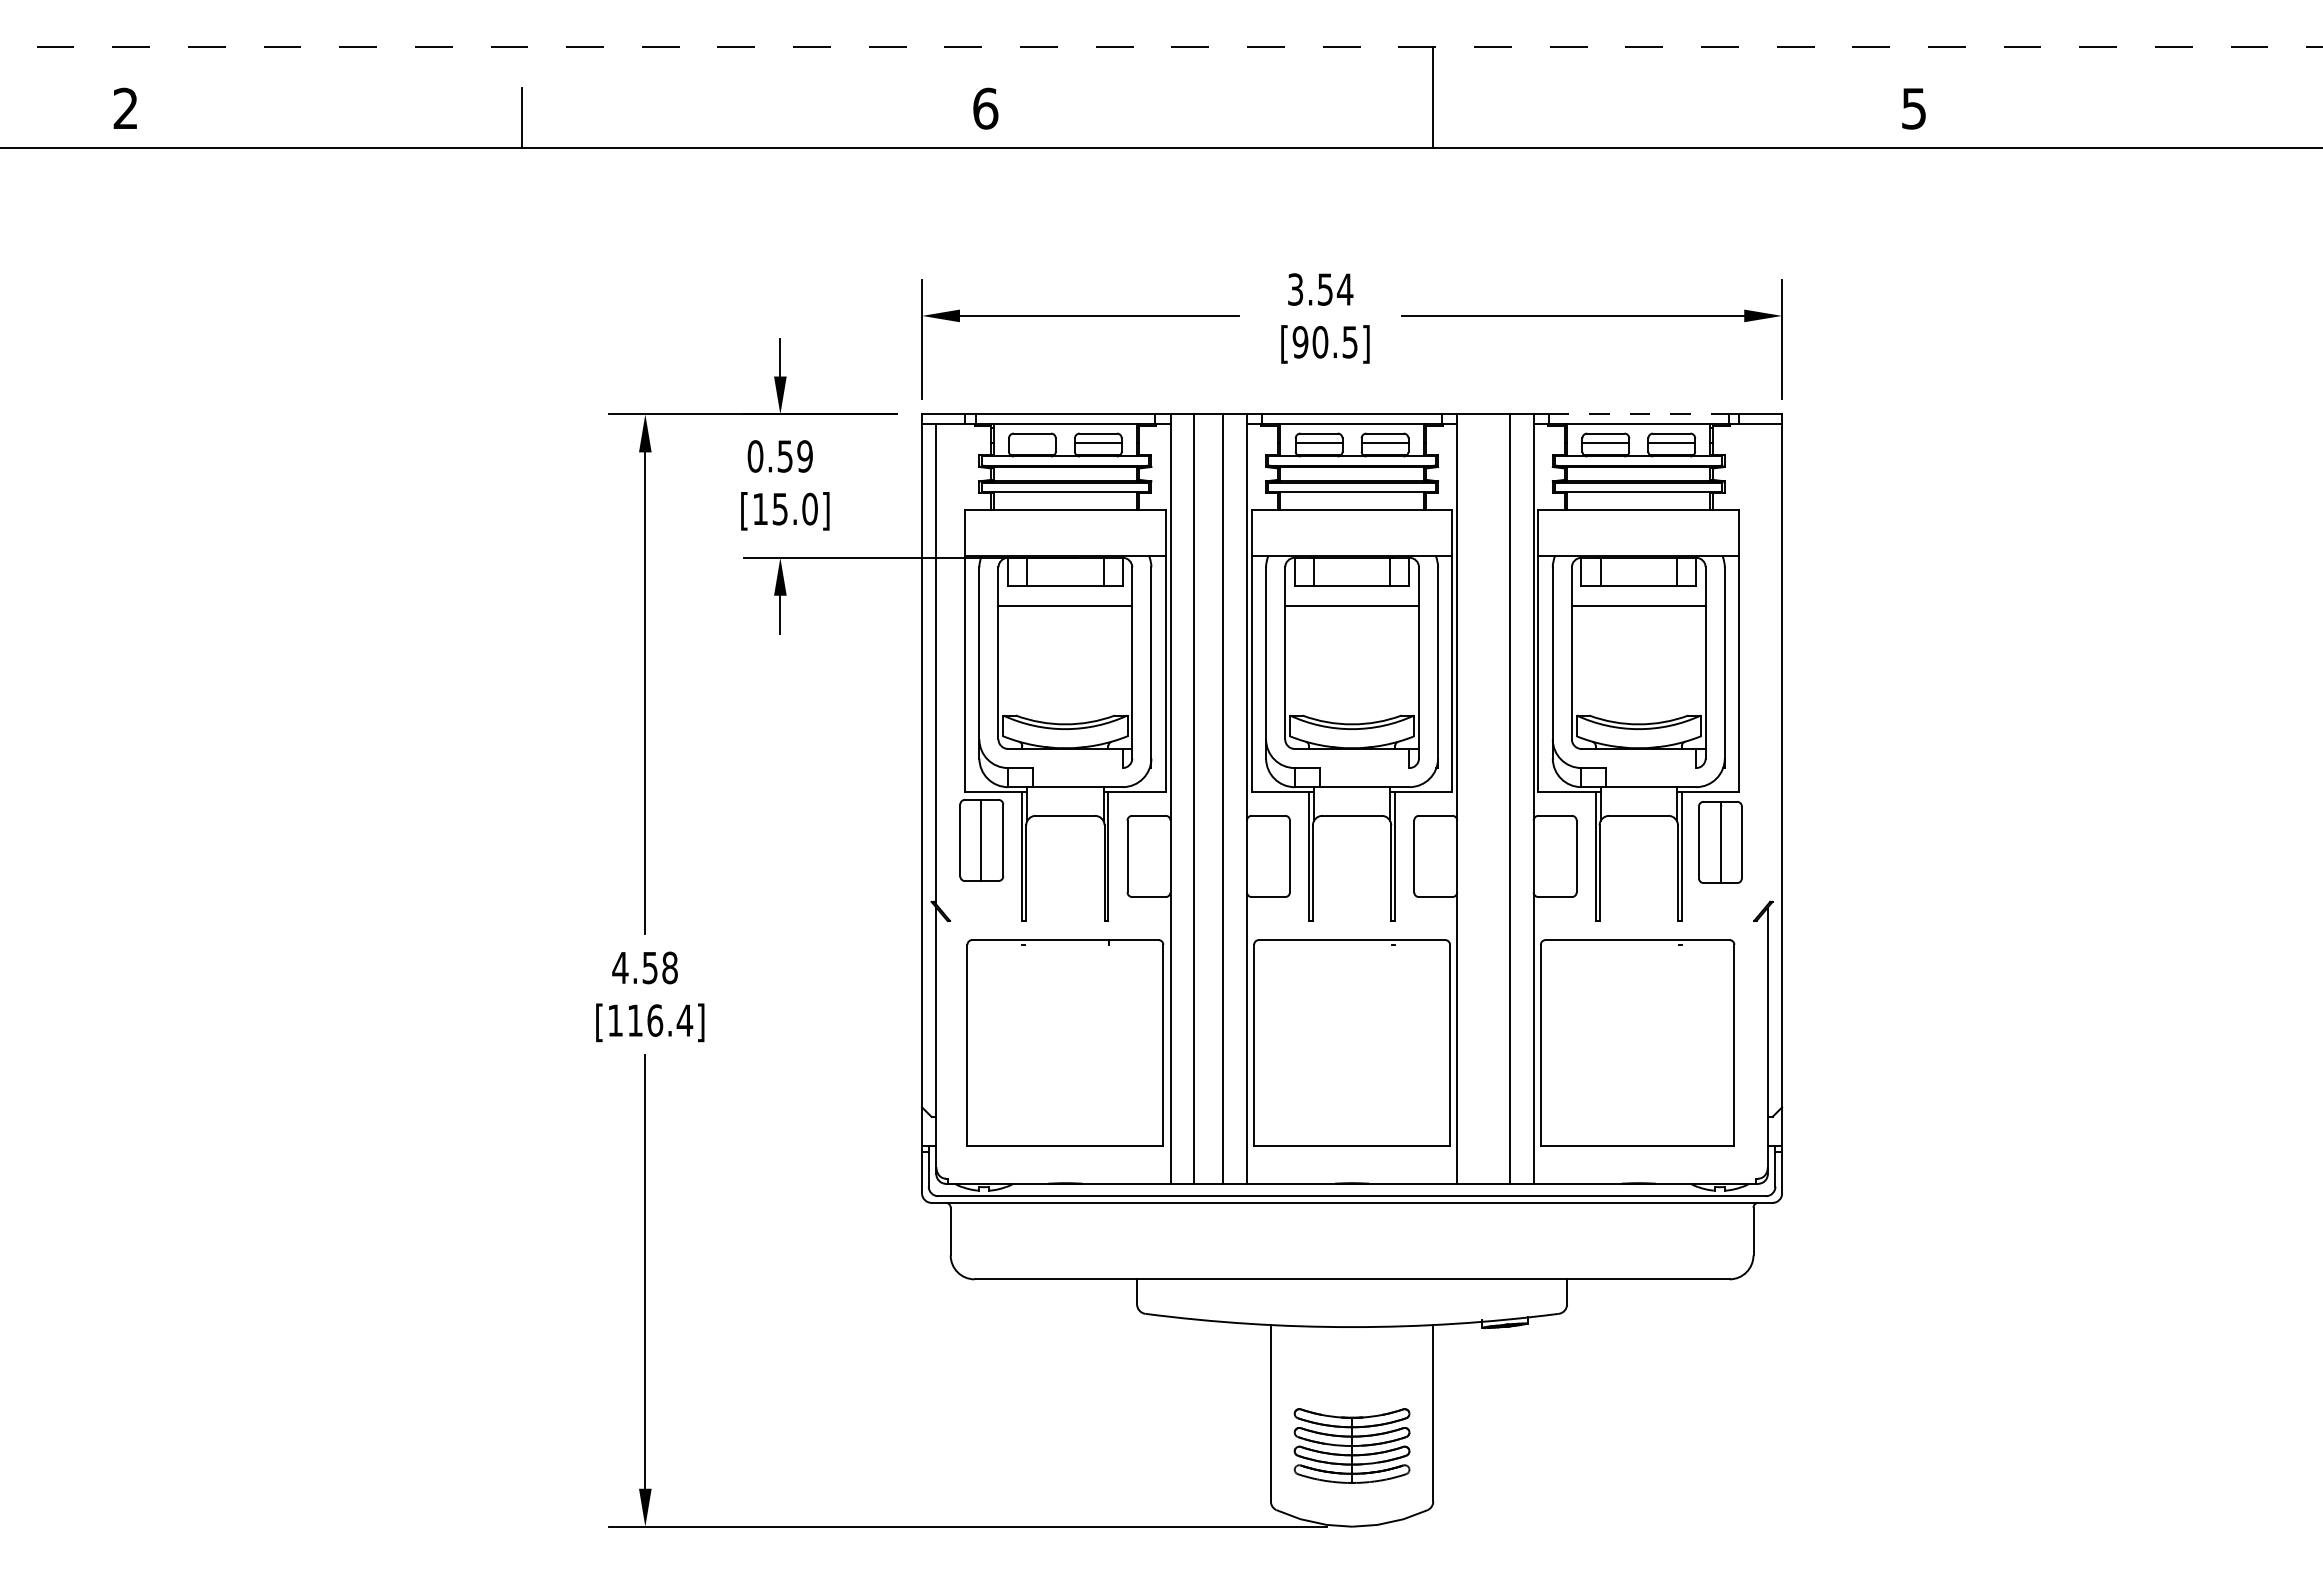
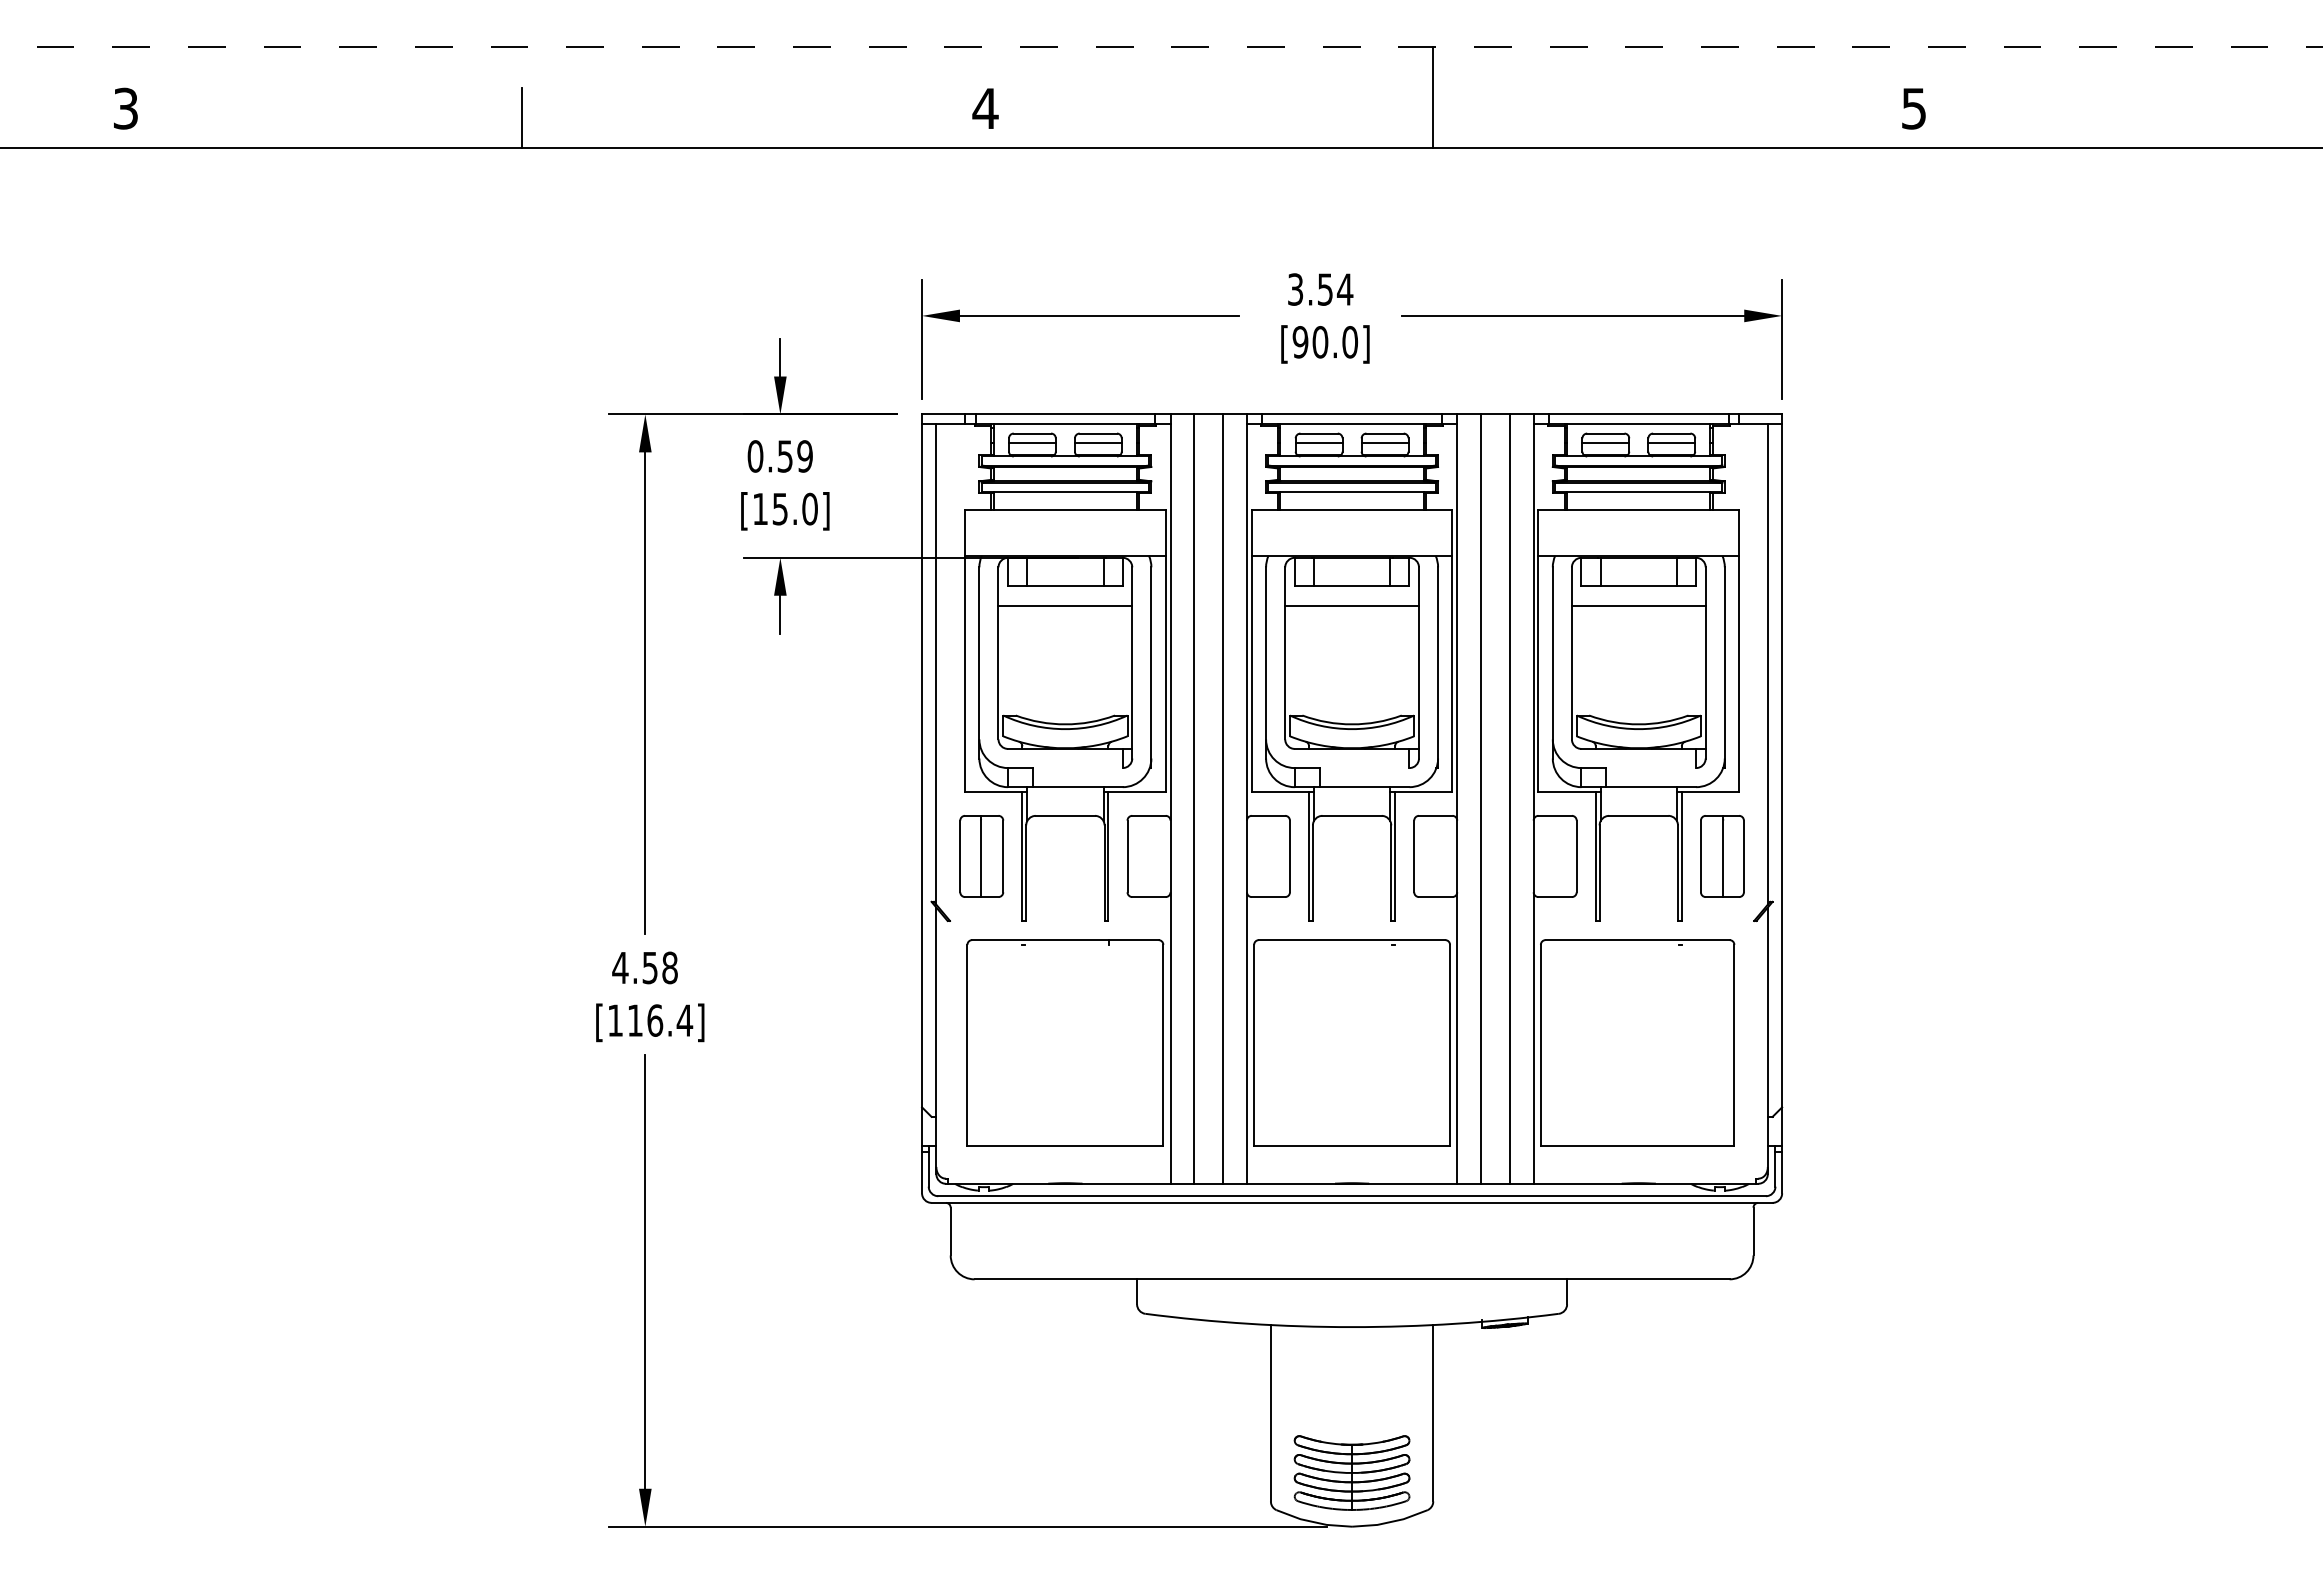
text: 2 -> 3 (125, 108)
text: 6 -> 4 (985, 108)
text: [90.5] -> [90.0] (1350, 342)
line: dashed -> solid (1638, 414)
line: none -> present (1032, 443)
line: none -> present (1767, 664)
line: none -> present (1481, 798)
part position: (981, 840) -> (981, 856) (981, 856)
part position: (1720, 842) -> (1722, 856) (1722, 856)
part position: (1351, 1445) -> (1351, 1472) (1351, 1472)
